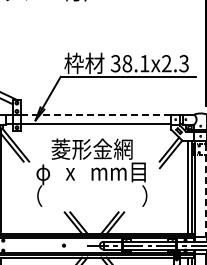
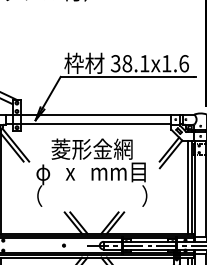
text: 38.1x2.3 -> 38.1x1.6 (175, 63)
line: dashed -> solid (96, 115)
line: dashed -> solid (206, 190)
